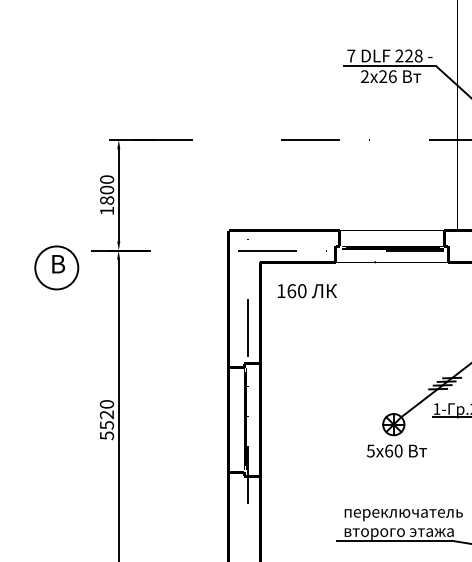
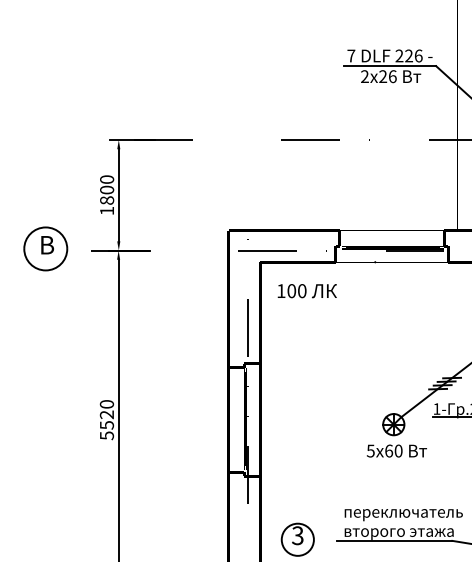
text: 228 -> 226 (418, 55)
part position: (56, 267) -> (45, 248) (45, 248)
text: 160 -> 100 (291, 290)
part: none -> present (297, 539)
